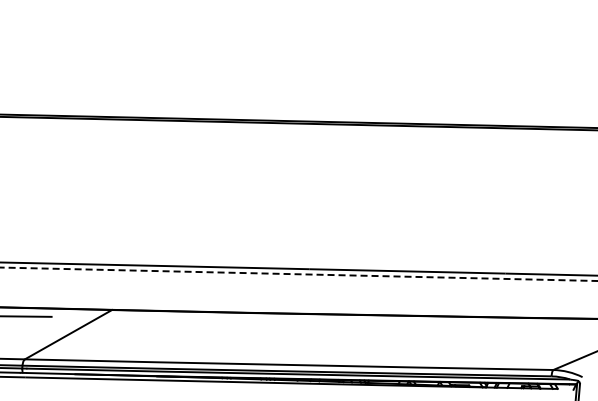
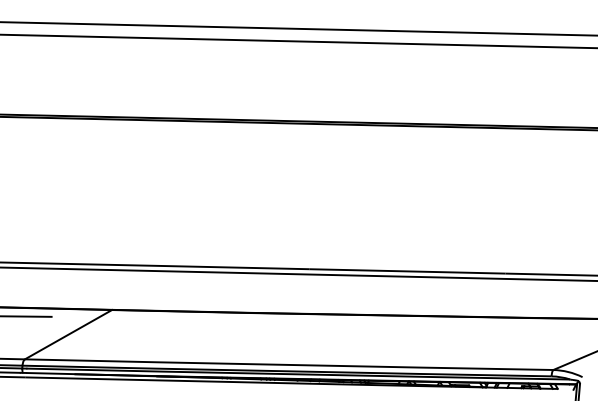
line: none -> present (298, 28)
line: none -> present (298, 41)
line: dashed -> solid (299, 274)
